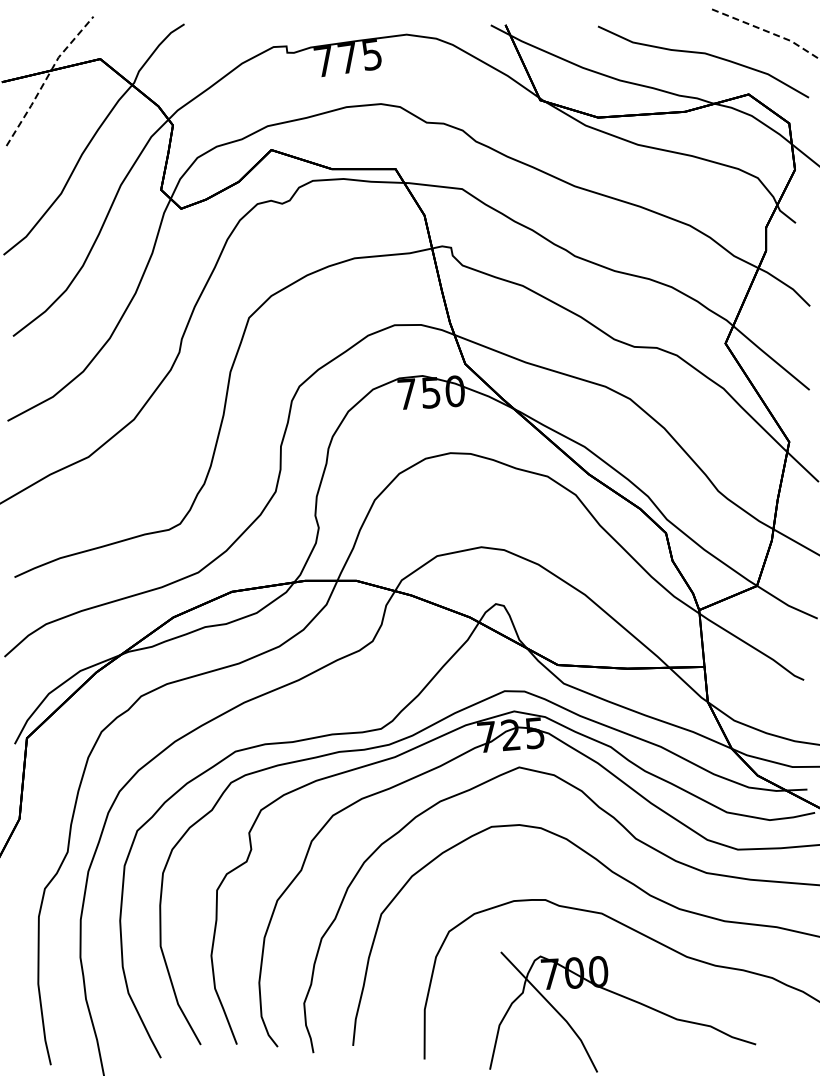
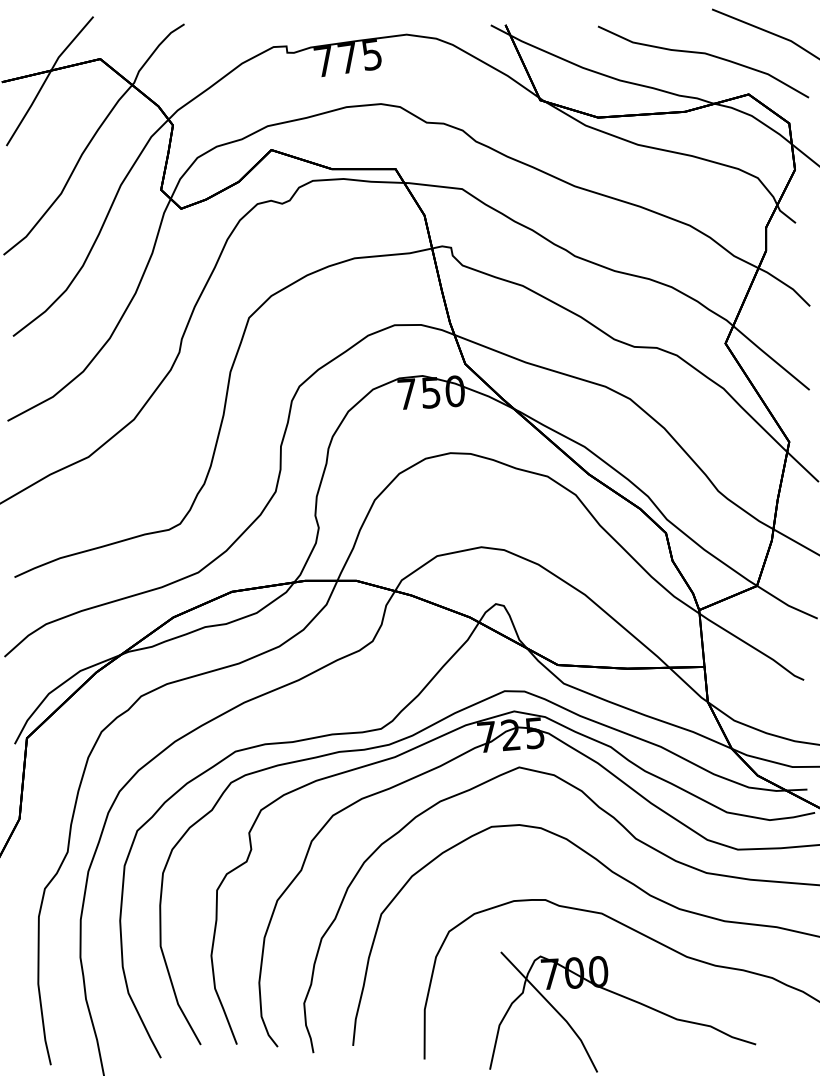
line: dashed -> solid (768, 31)
line: dashed -> solid (46, 78)
